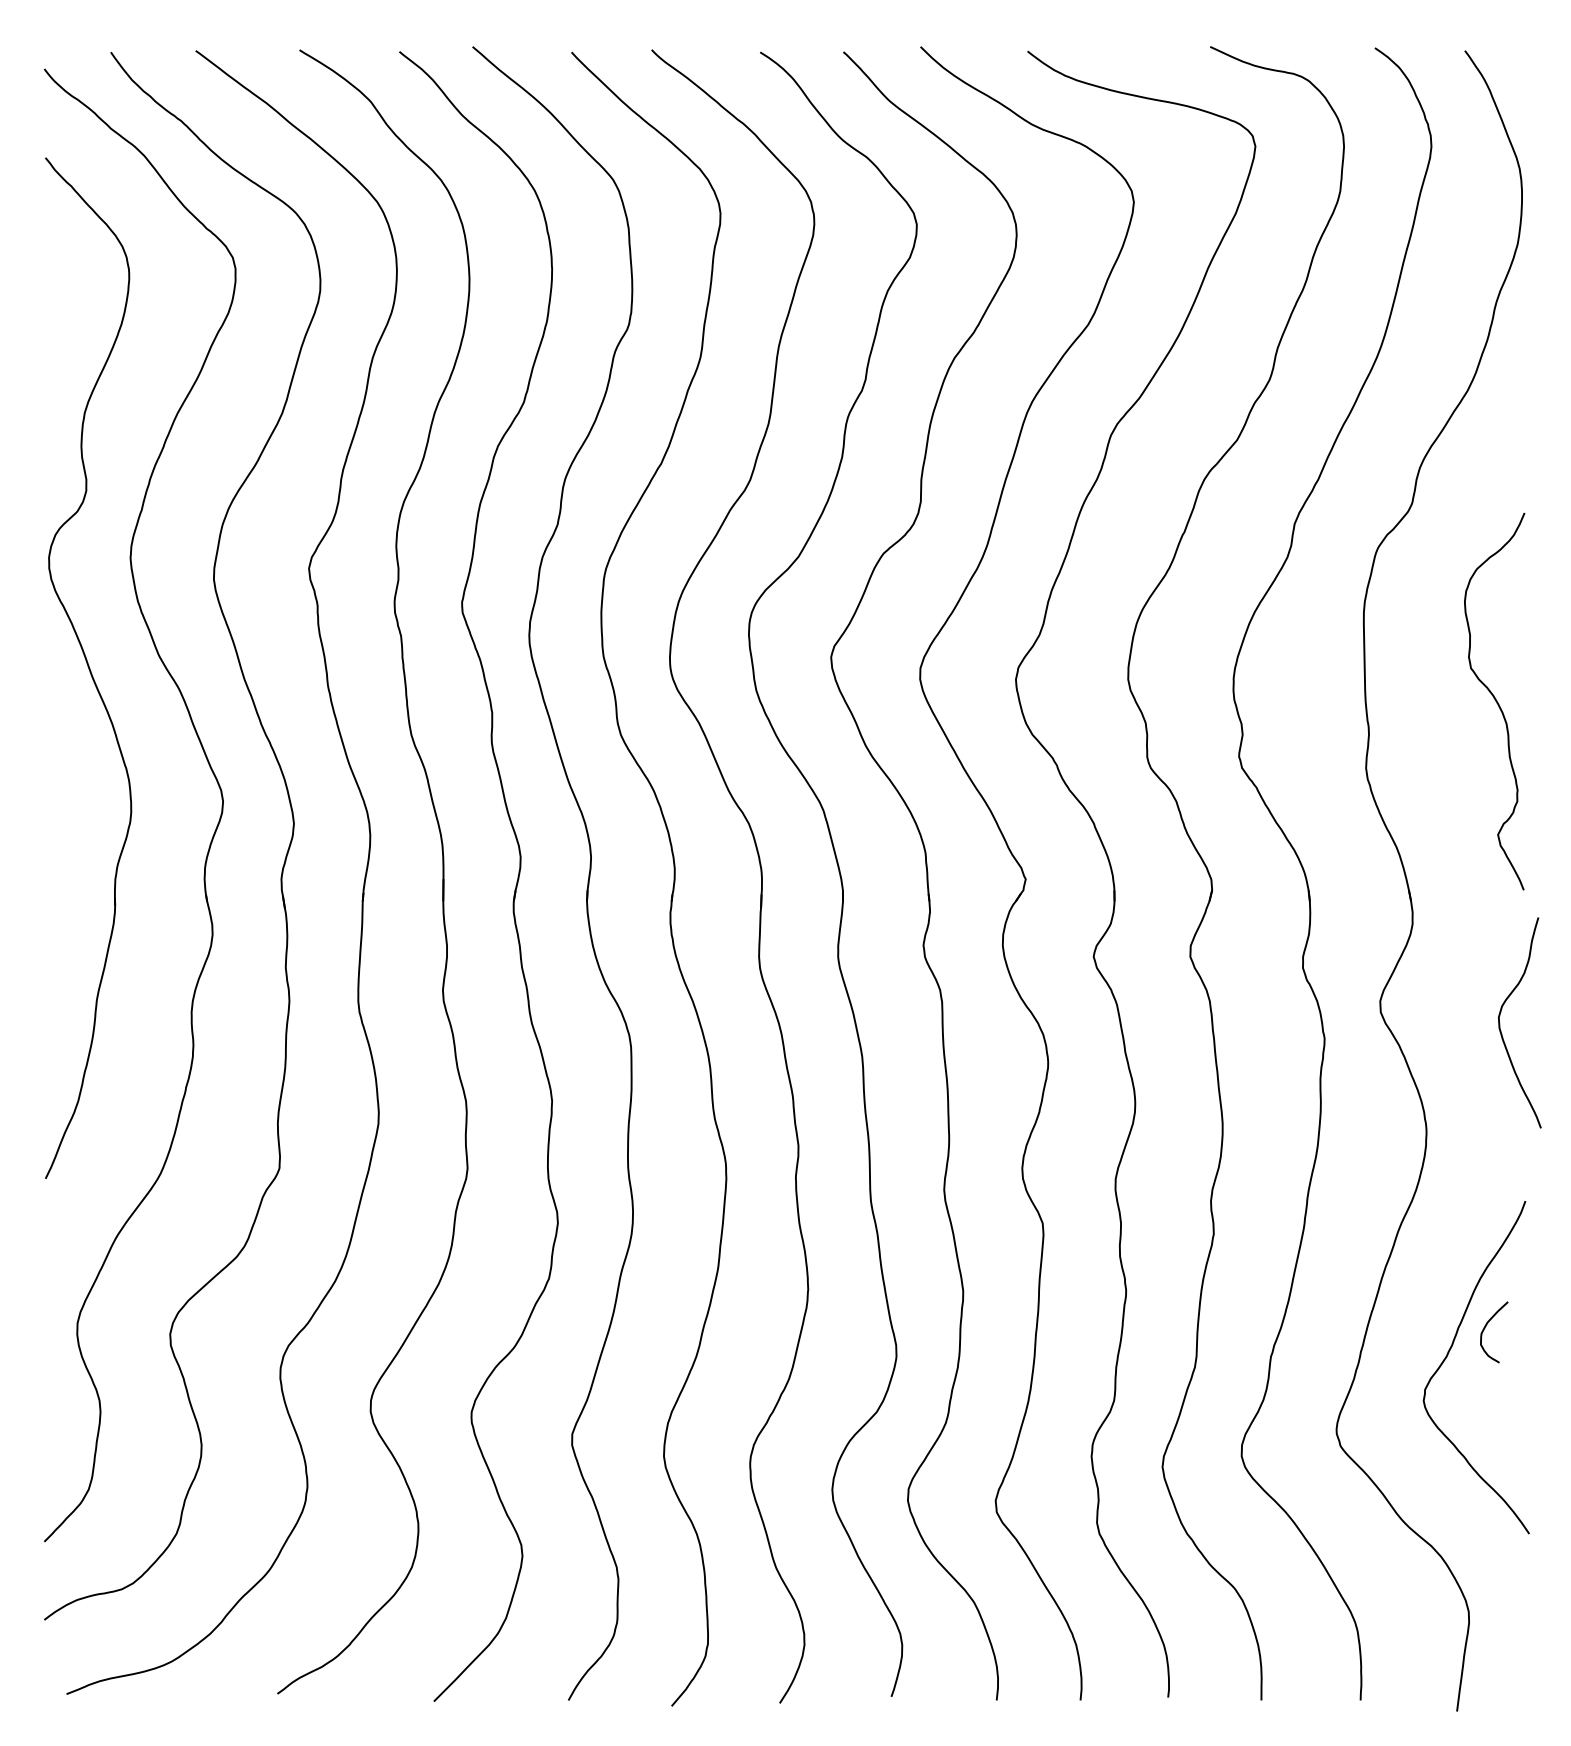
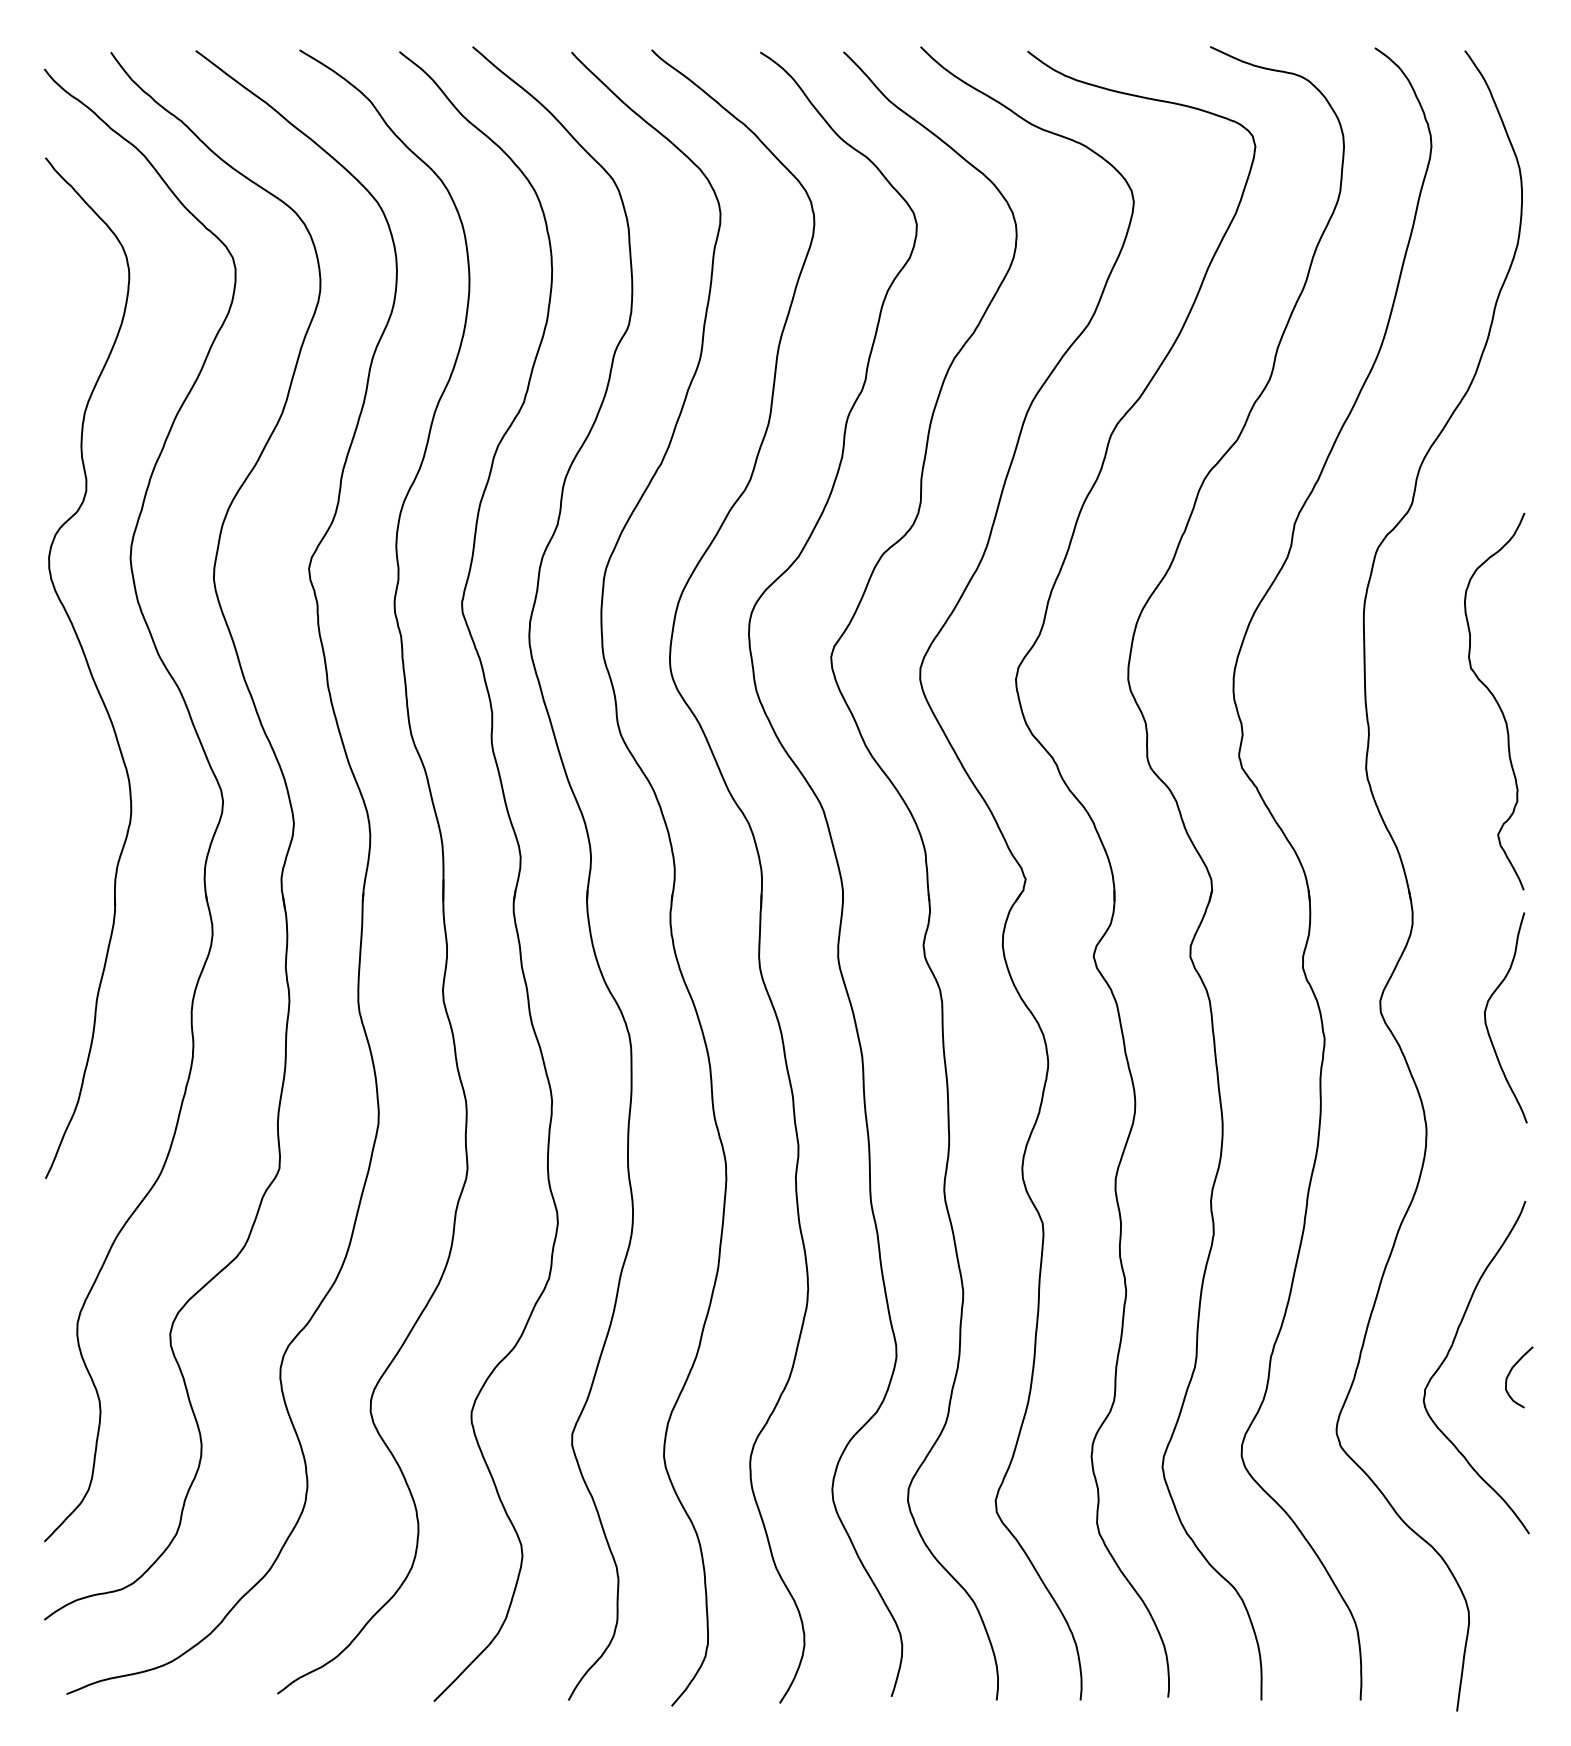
curve position: (1500, 1023) -> (1486, 1018) (1486, 1018)
curve position: (1485, 1328) -> (1510, 1373) (1510, 1373)
